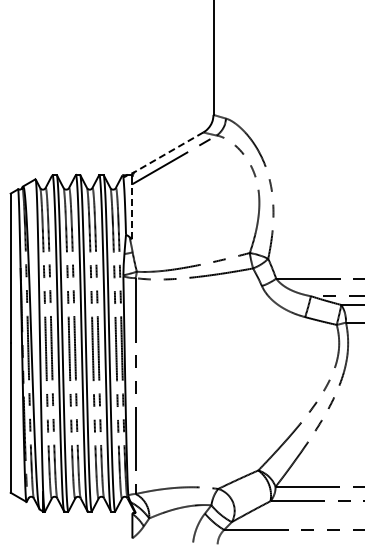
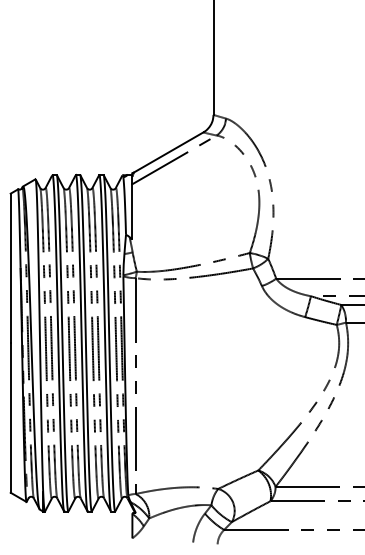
line: dashed -> solid (168, 152)
line: dashed -> solid (132, 211)
